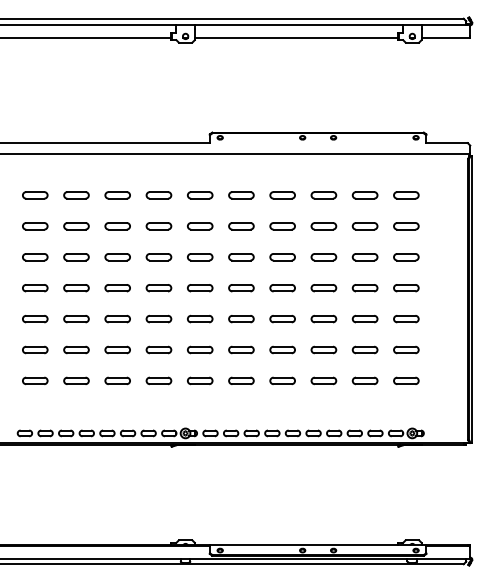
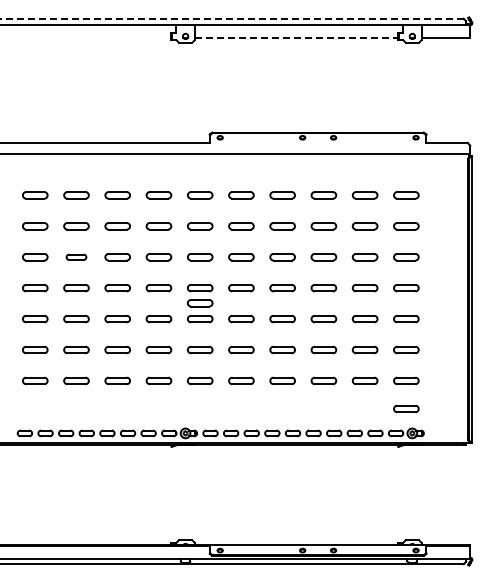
line: solid -> dashed (231, 18)
line: present -> none (86, 37)
line: solid -> dashed (296, 37)
part size: 27x9 px -> 23x8 px (76, 256)
part: none -> present (200, 303)
part: none -> present (406, 408)
